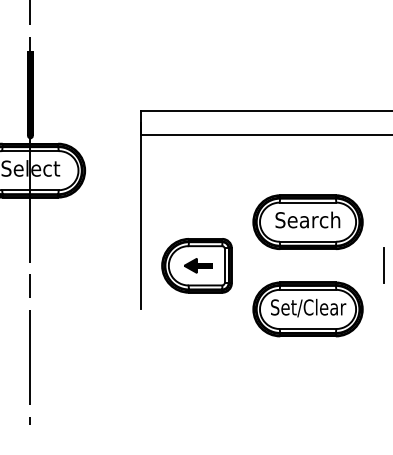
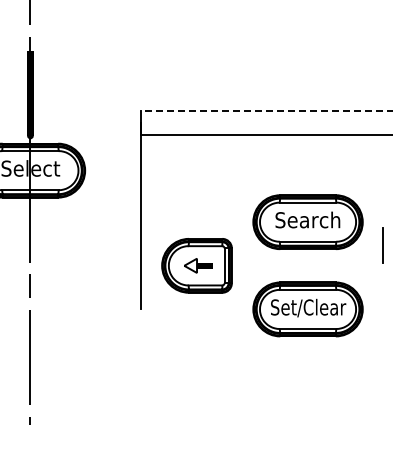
line: solid -> dashed (266, 111)
fill: present -> none (190, 265)
line position: (383, 265) -> (382, 245) (382, 245)
